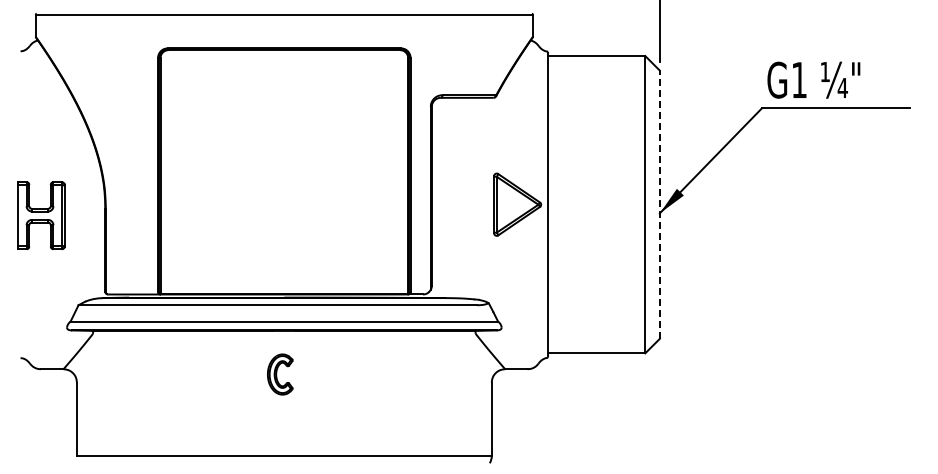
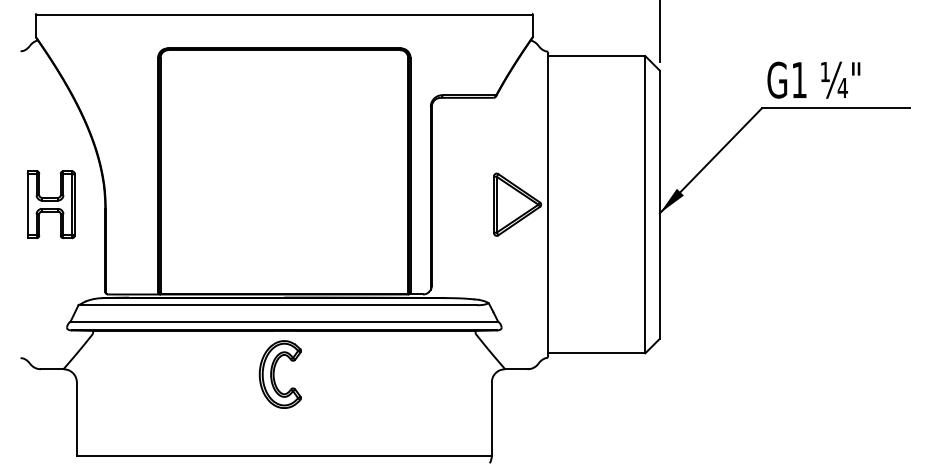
line: dashed -> solid (659, 204)
part position: (41, 215) -> (51, 204) (51, 204)
part size: 27x43 px -> 44x69 px (279, 374)
